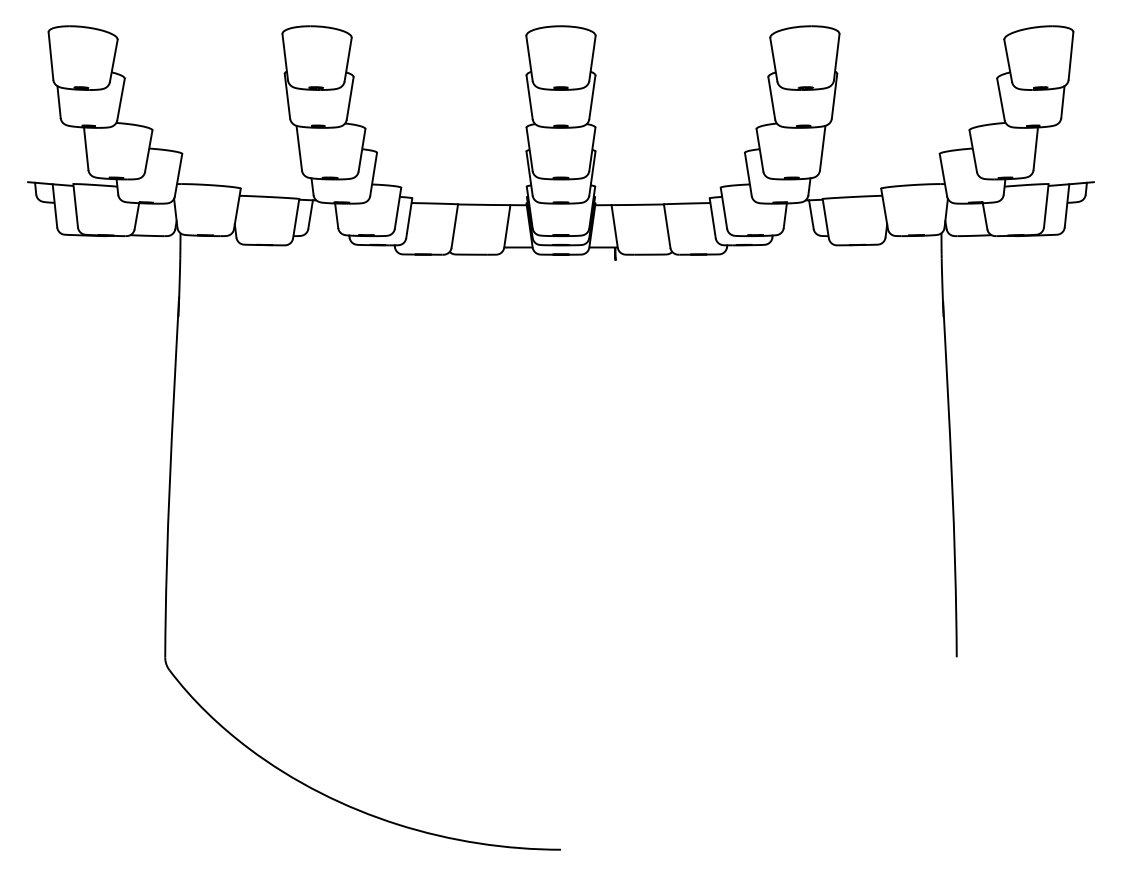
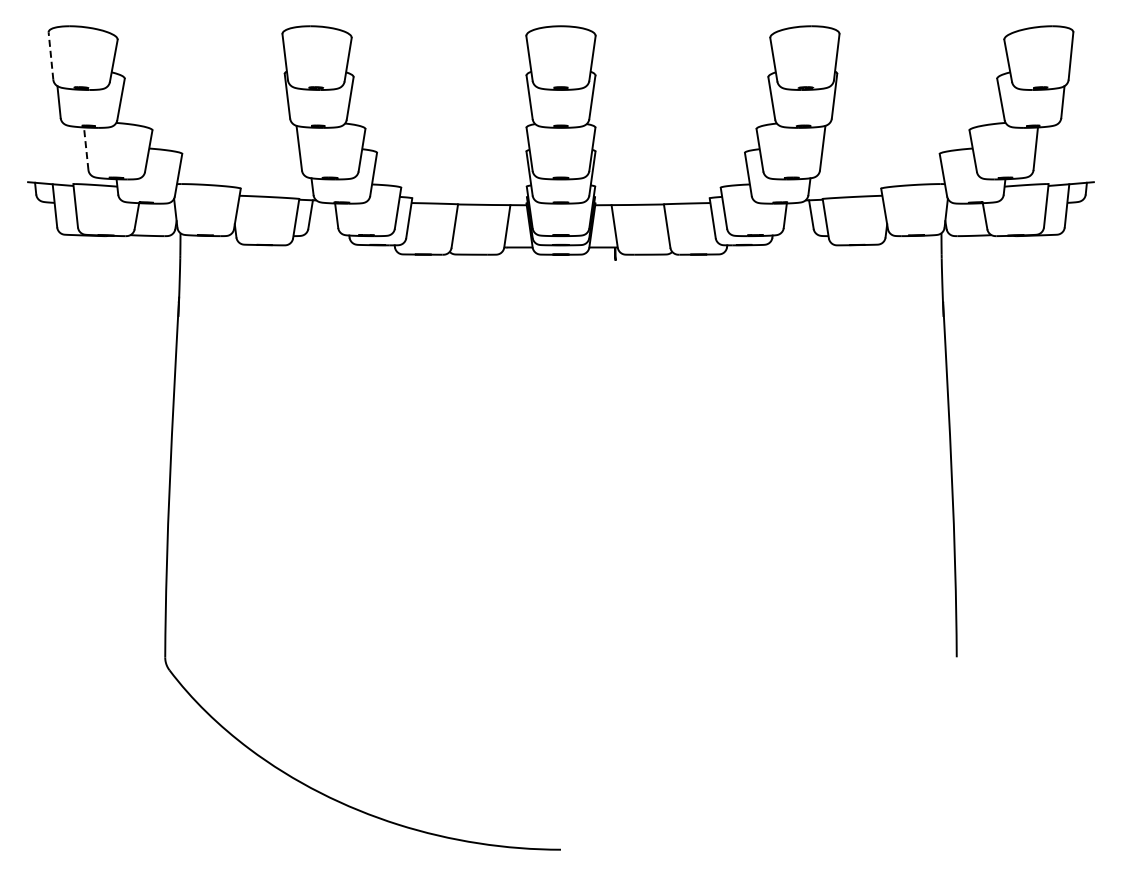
line: solid -> dashed (50, 56)
line: solid -> dashed (86, 148)
